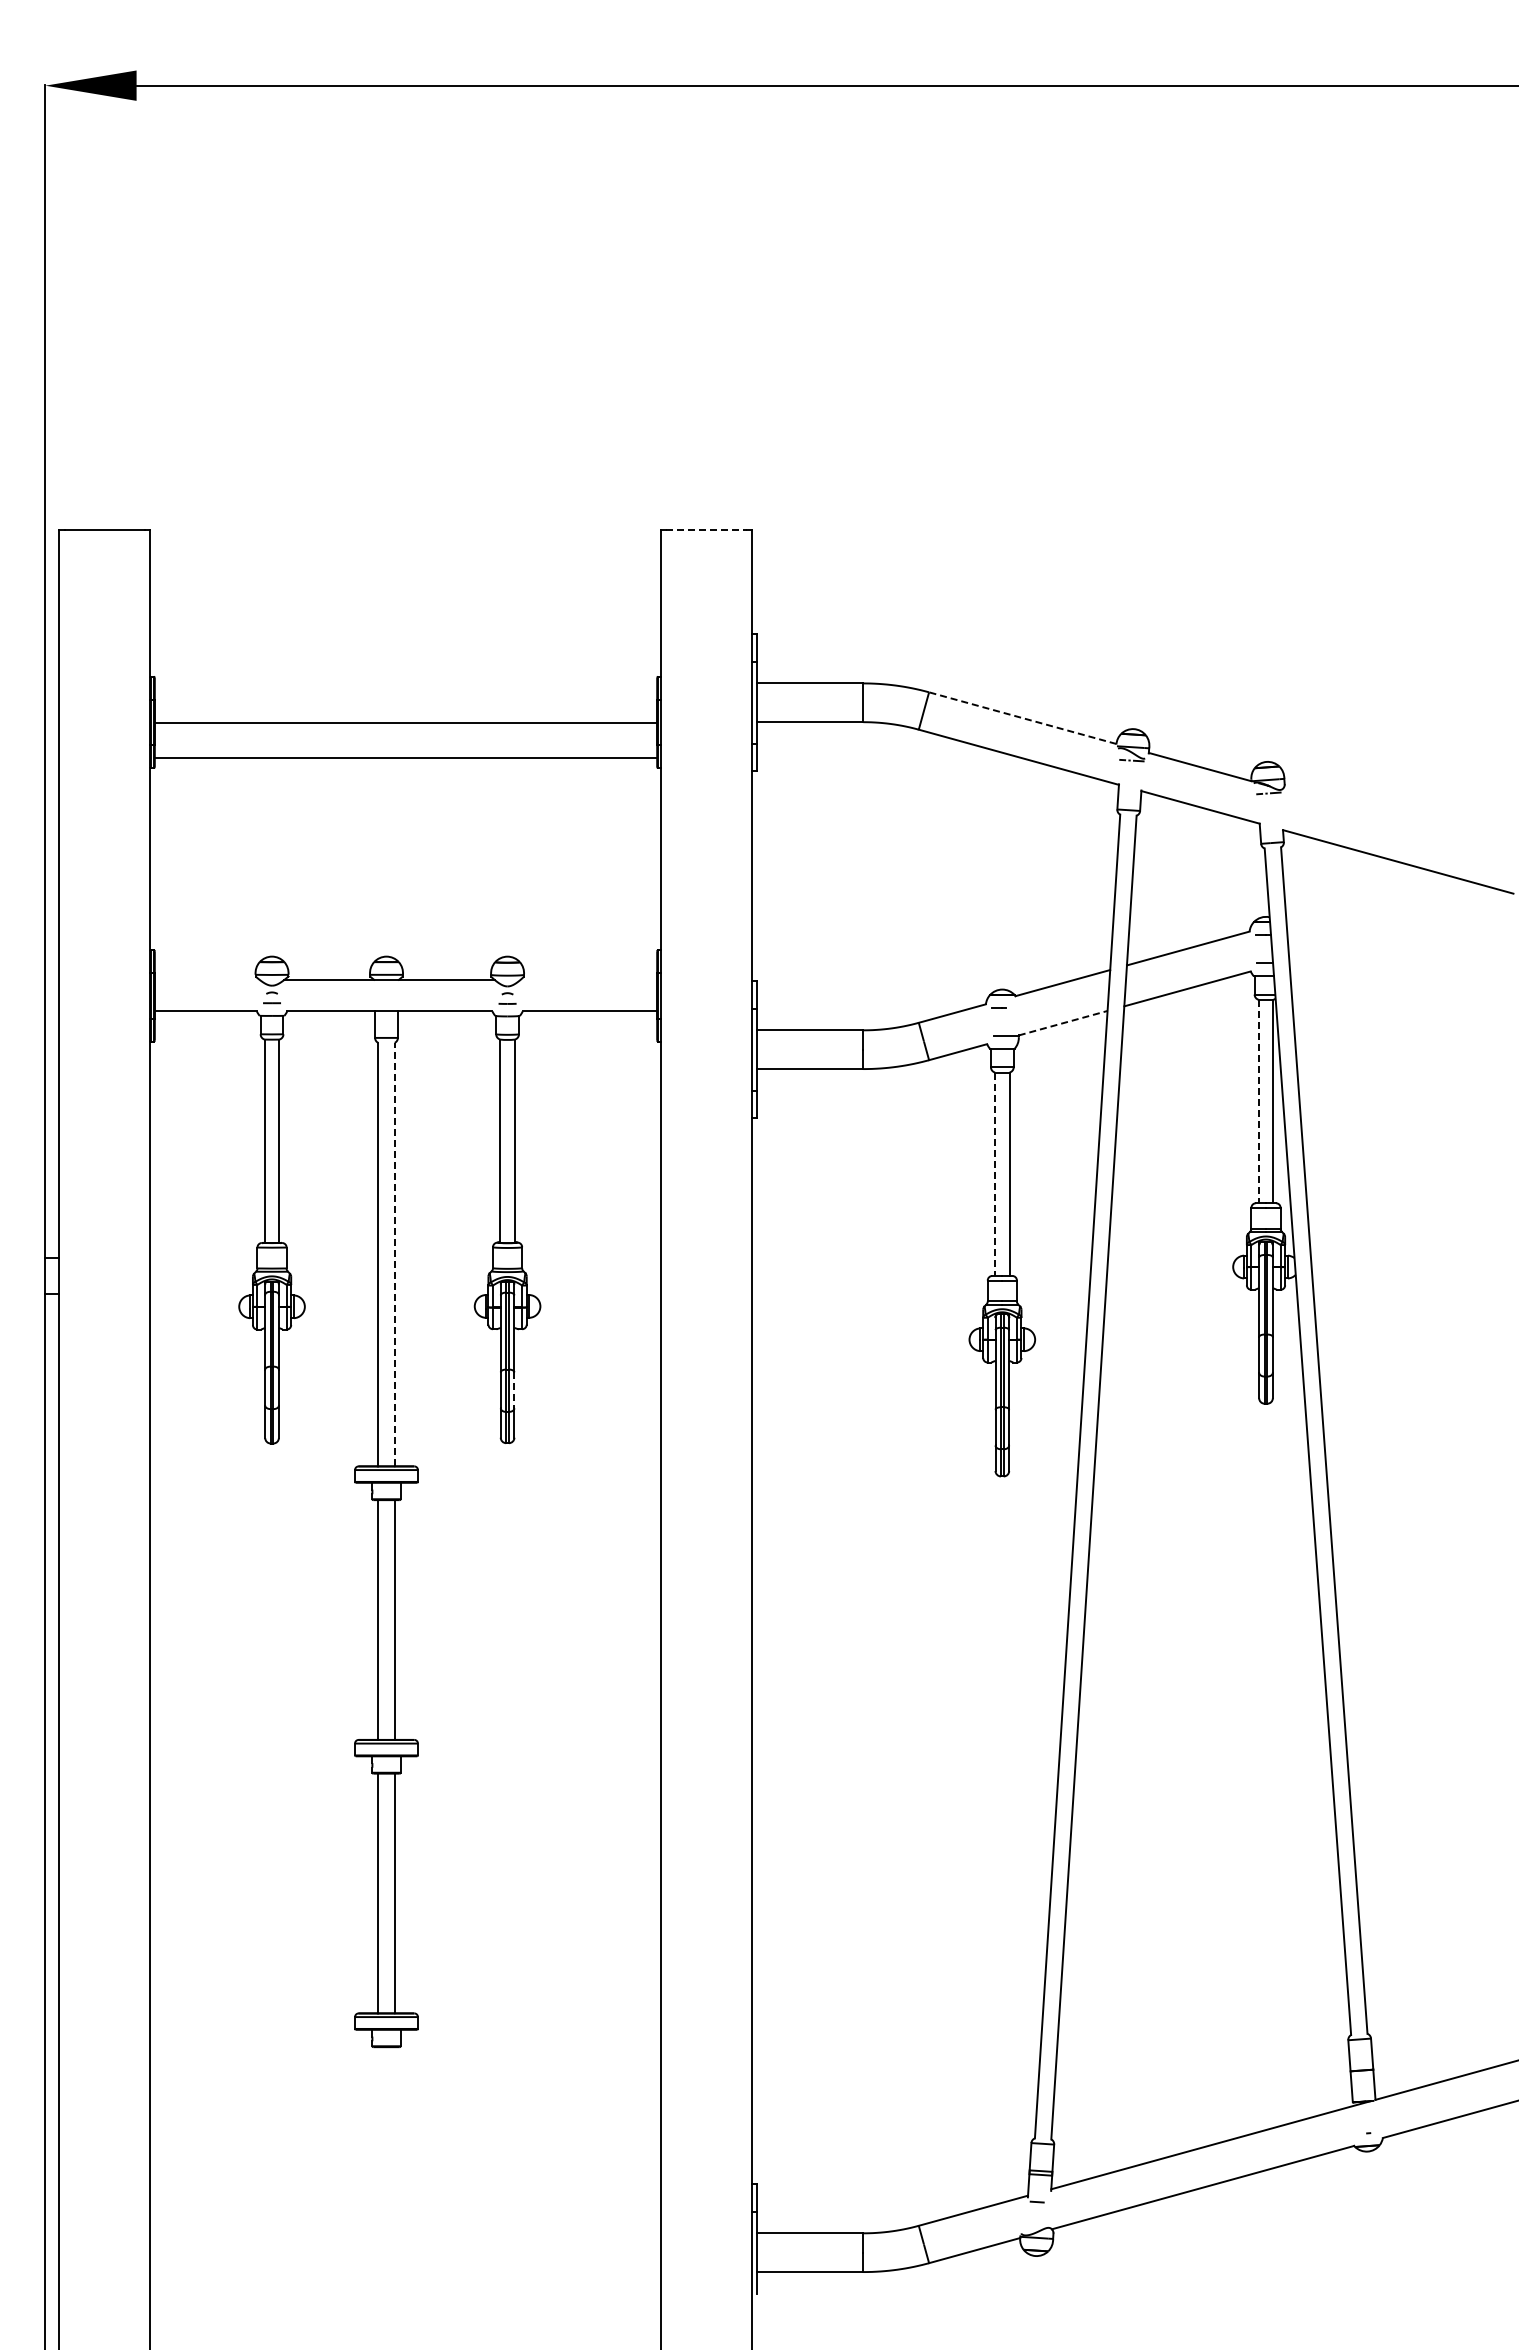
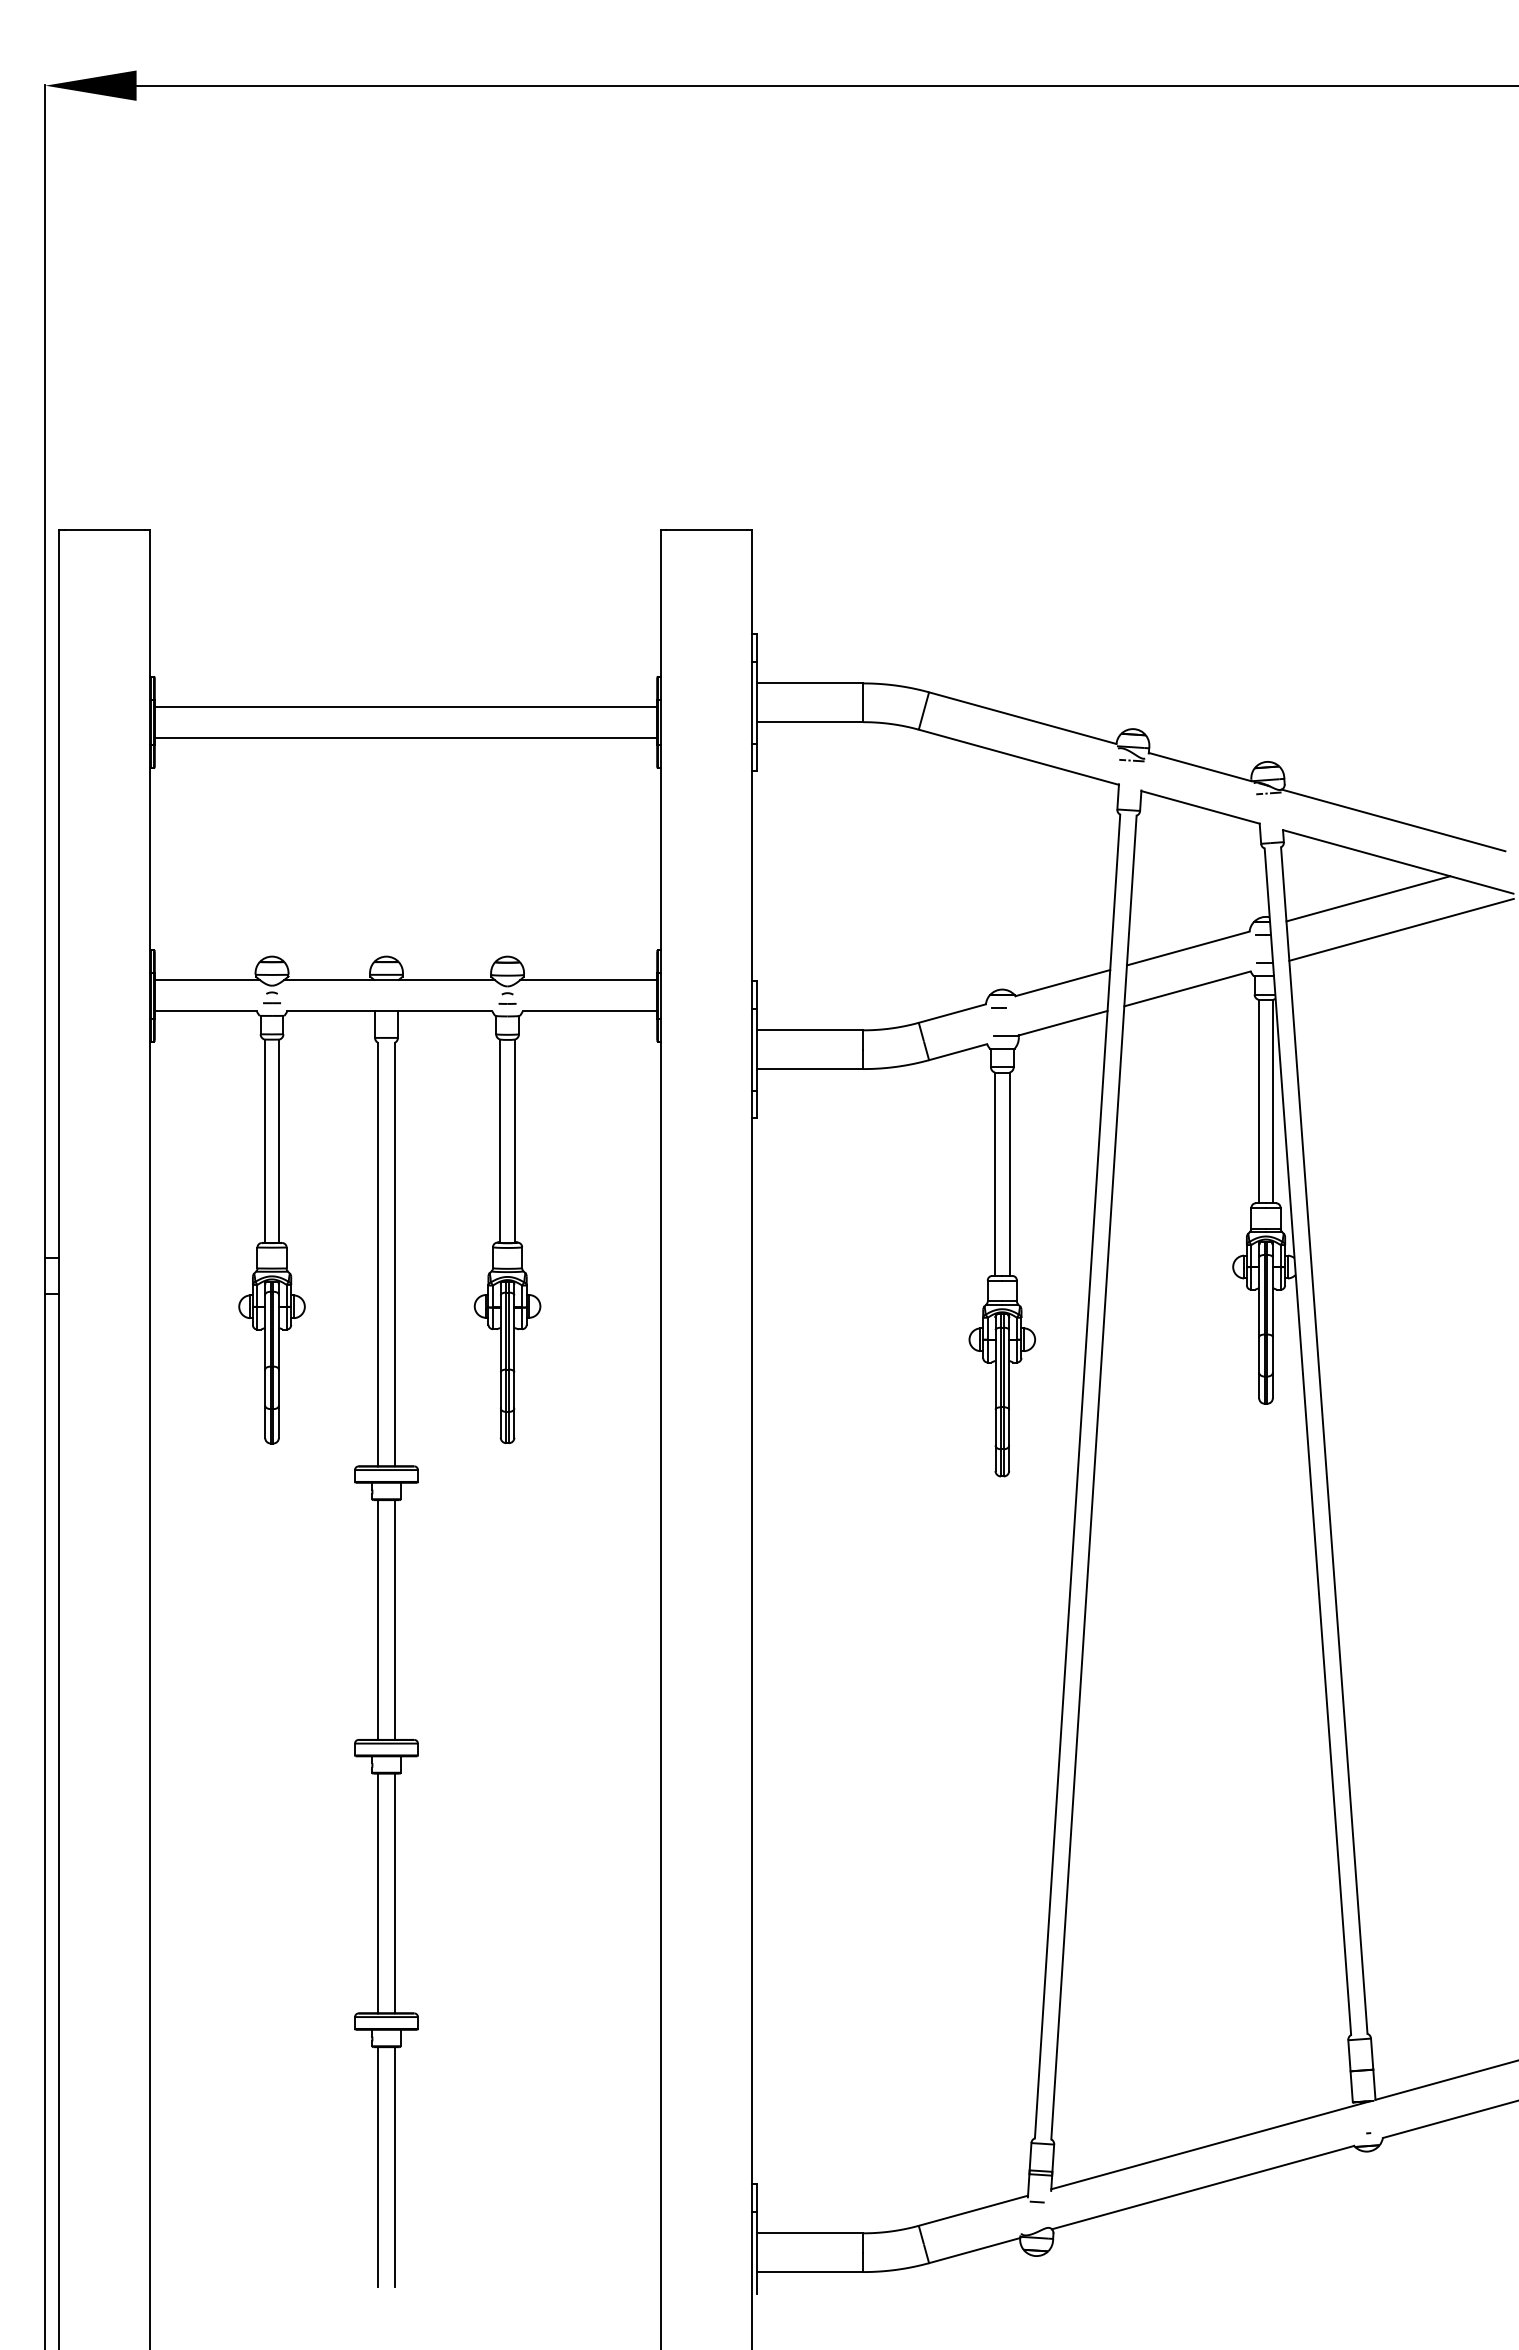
line: dashed -> solid (706, 530)
line: dashed -> solid (1022, 718)
line position: (405, 722) -> (405, 706) (405, 706)
line position: (405, 757) -> (405, 737) (405, 737)
line: none -> present (1393, 820)
line: none -> present (1368, 898)
line: none -> present (1401, 929)
line: none -> present (207, 980)
line: none -> present (588, 980)
line: dashed -> solid (1063, 1023)
line: dashed -> solid (1258, 1101)
line: dashed -> solid (995, 1174)
line: dashed -> solid (394, 1254)
line: dashed -> solid (514, 1390)
line: none -> present (378, 2166)
line: none -> present (394, 2166)
